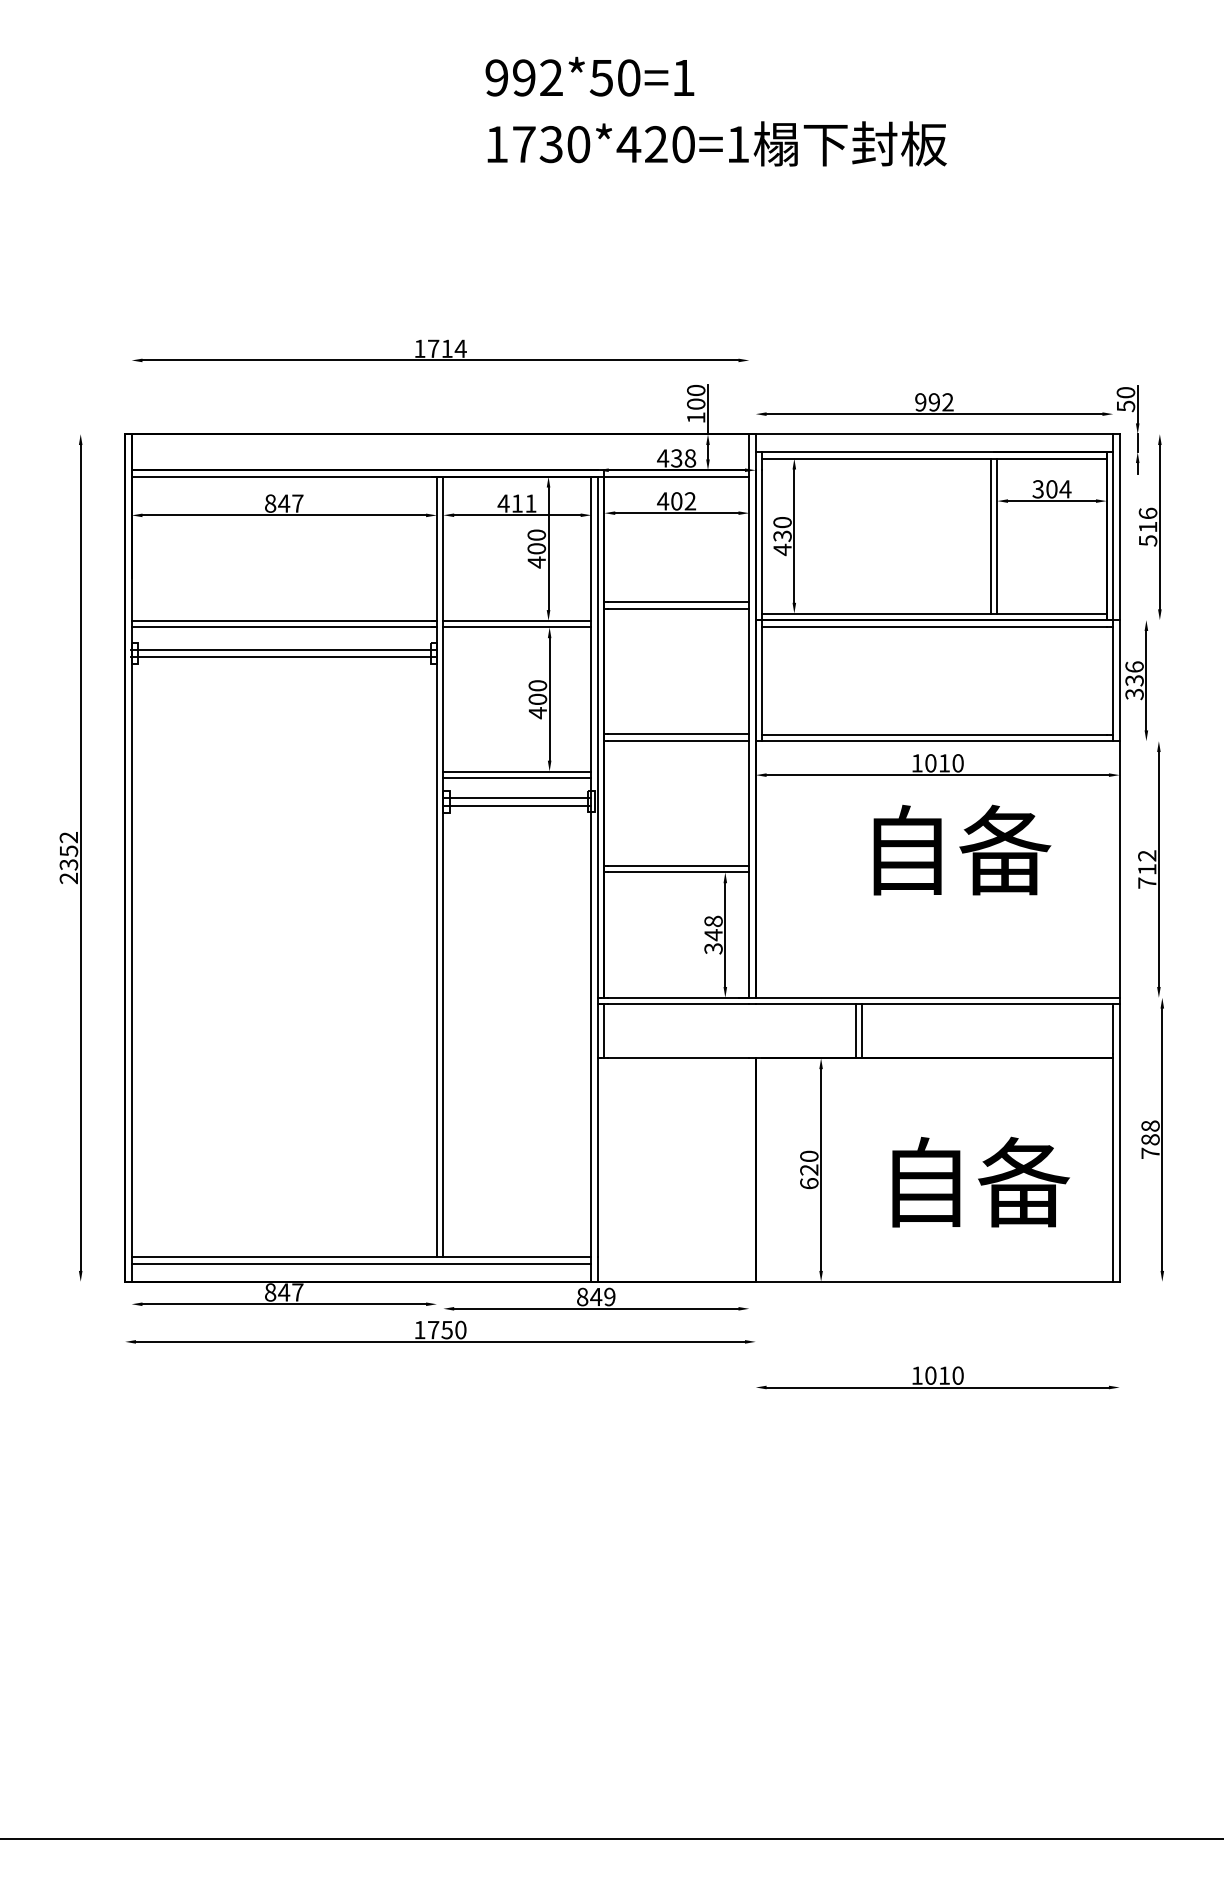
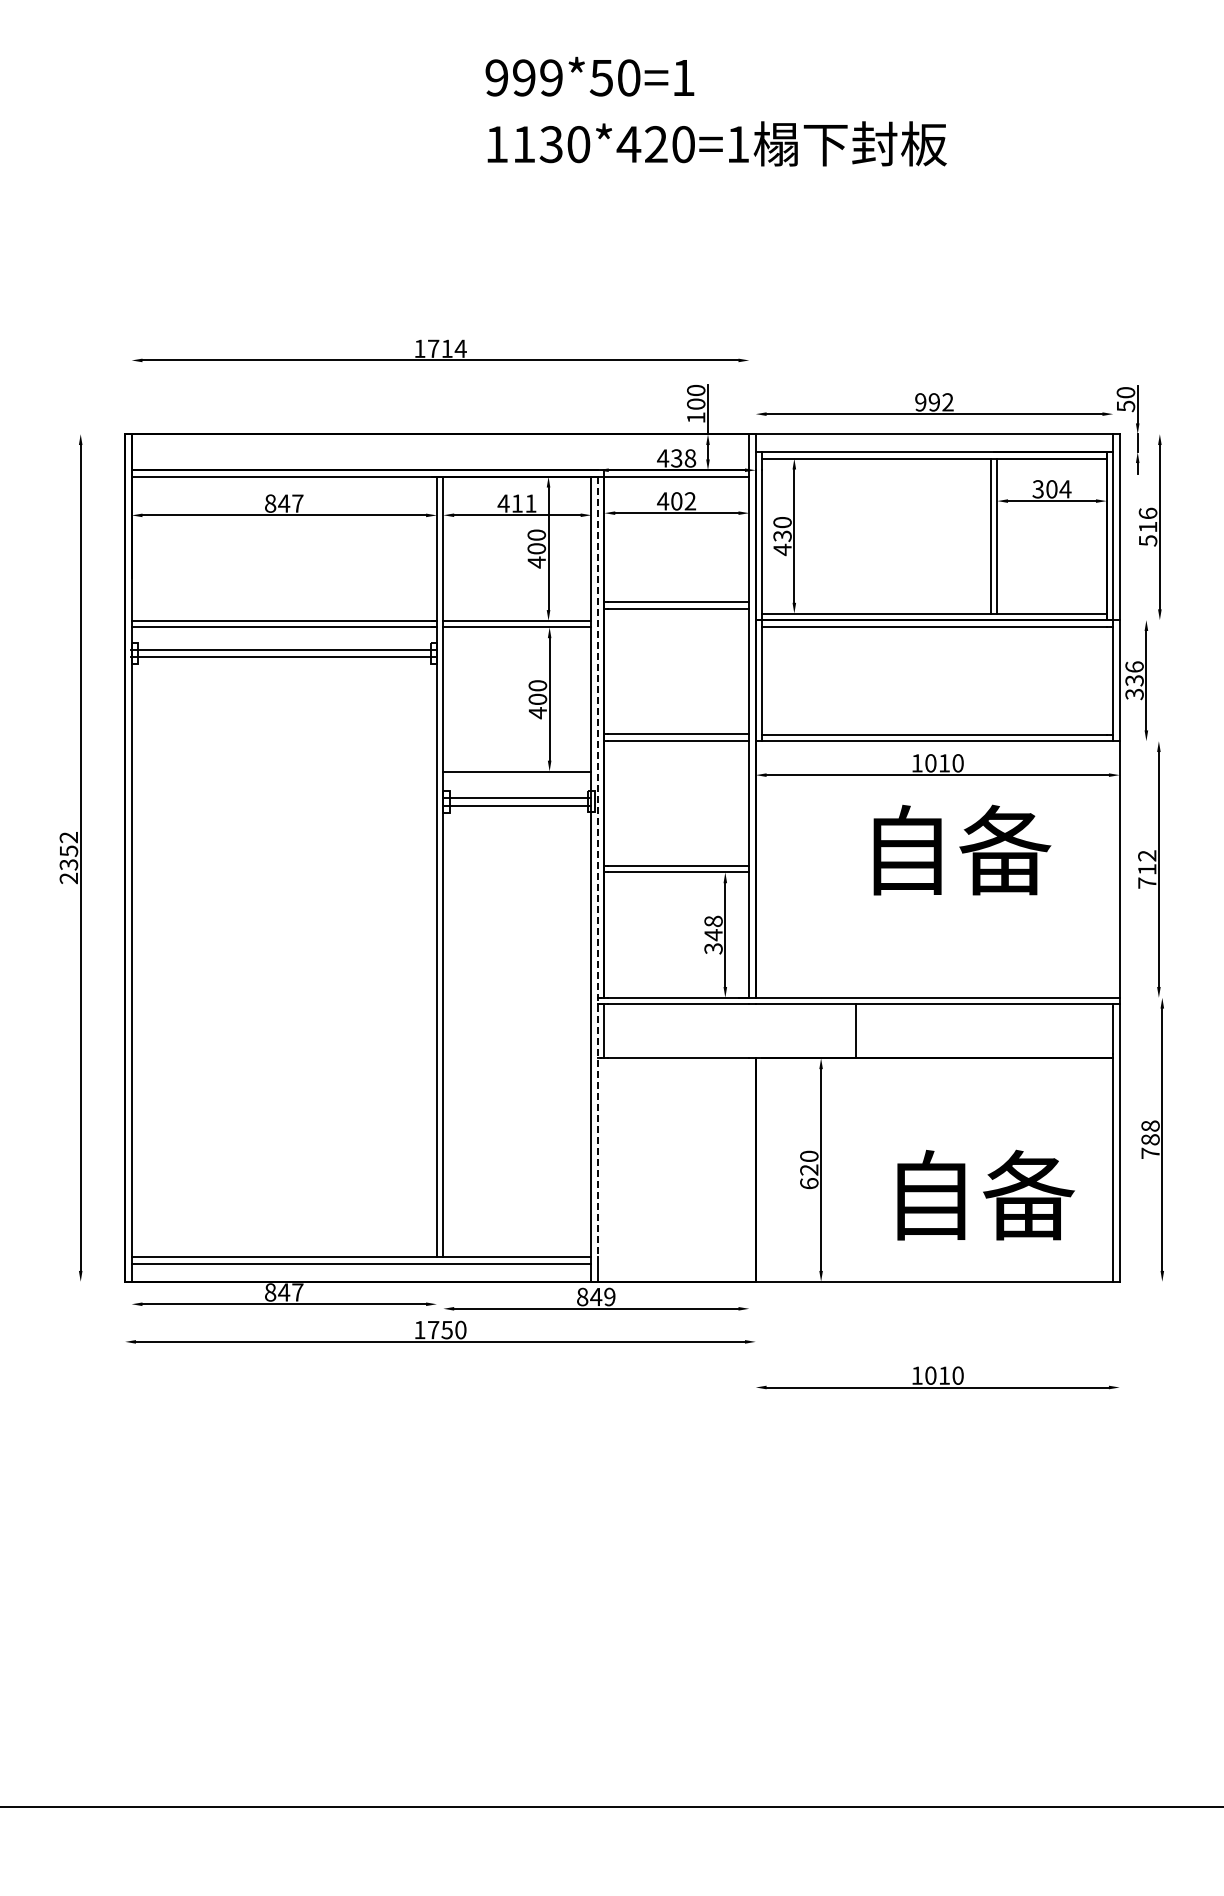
text: 992*50=1 -> 999*50=1 (551, 78)
text: 1730*420=1 -> 1130*420=1 (524, 144)
line: present -> none (517, 777)
line: solid -> dashed (597, 867)
line: present -> none (862, 1031)
text position: (980, 1181) -> (985, 1194) (985, 1194)
line position: (611, 1839) -> (611, 1807) (611, 1807)
